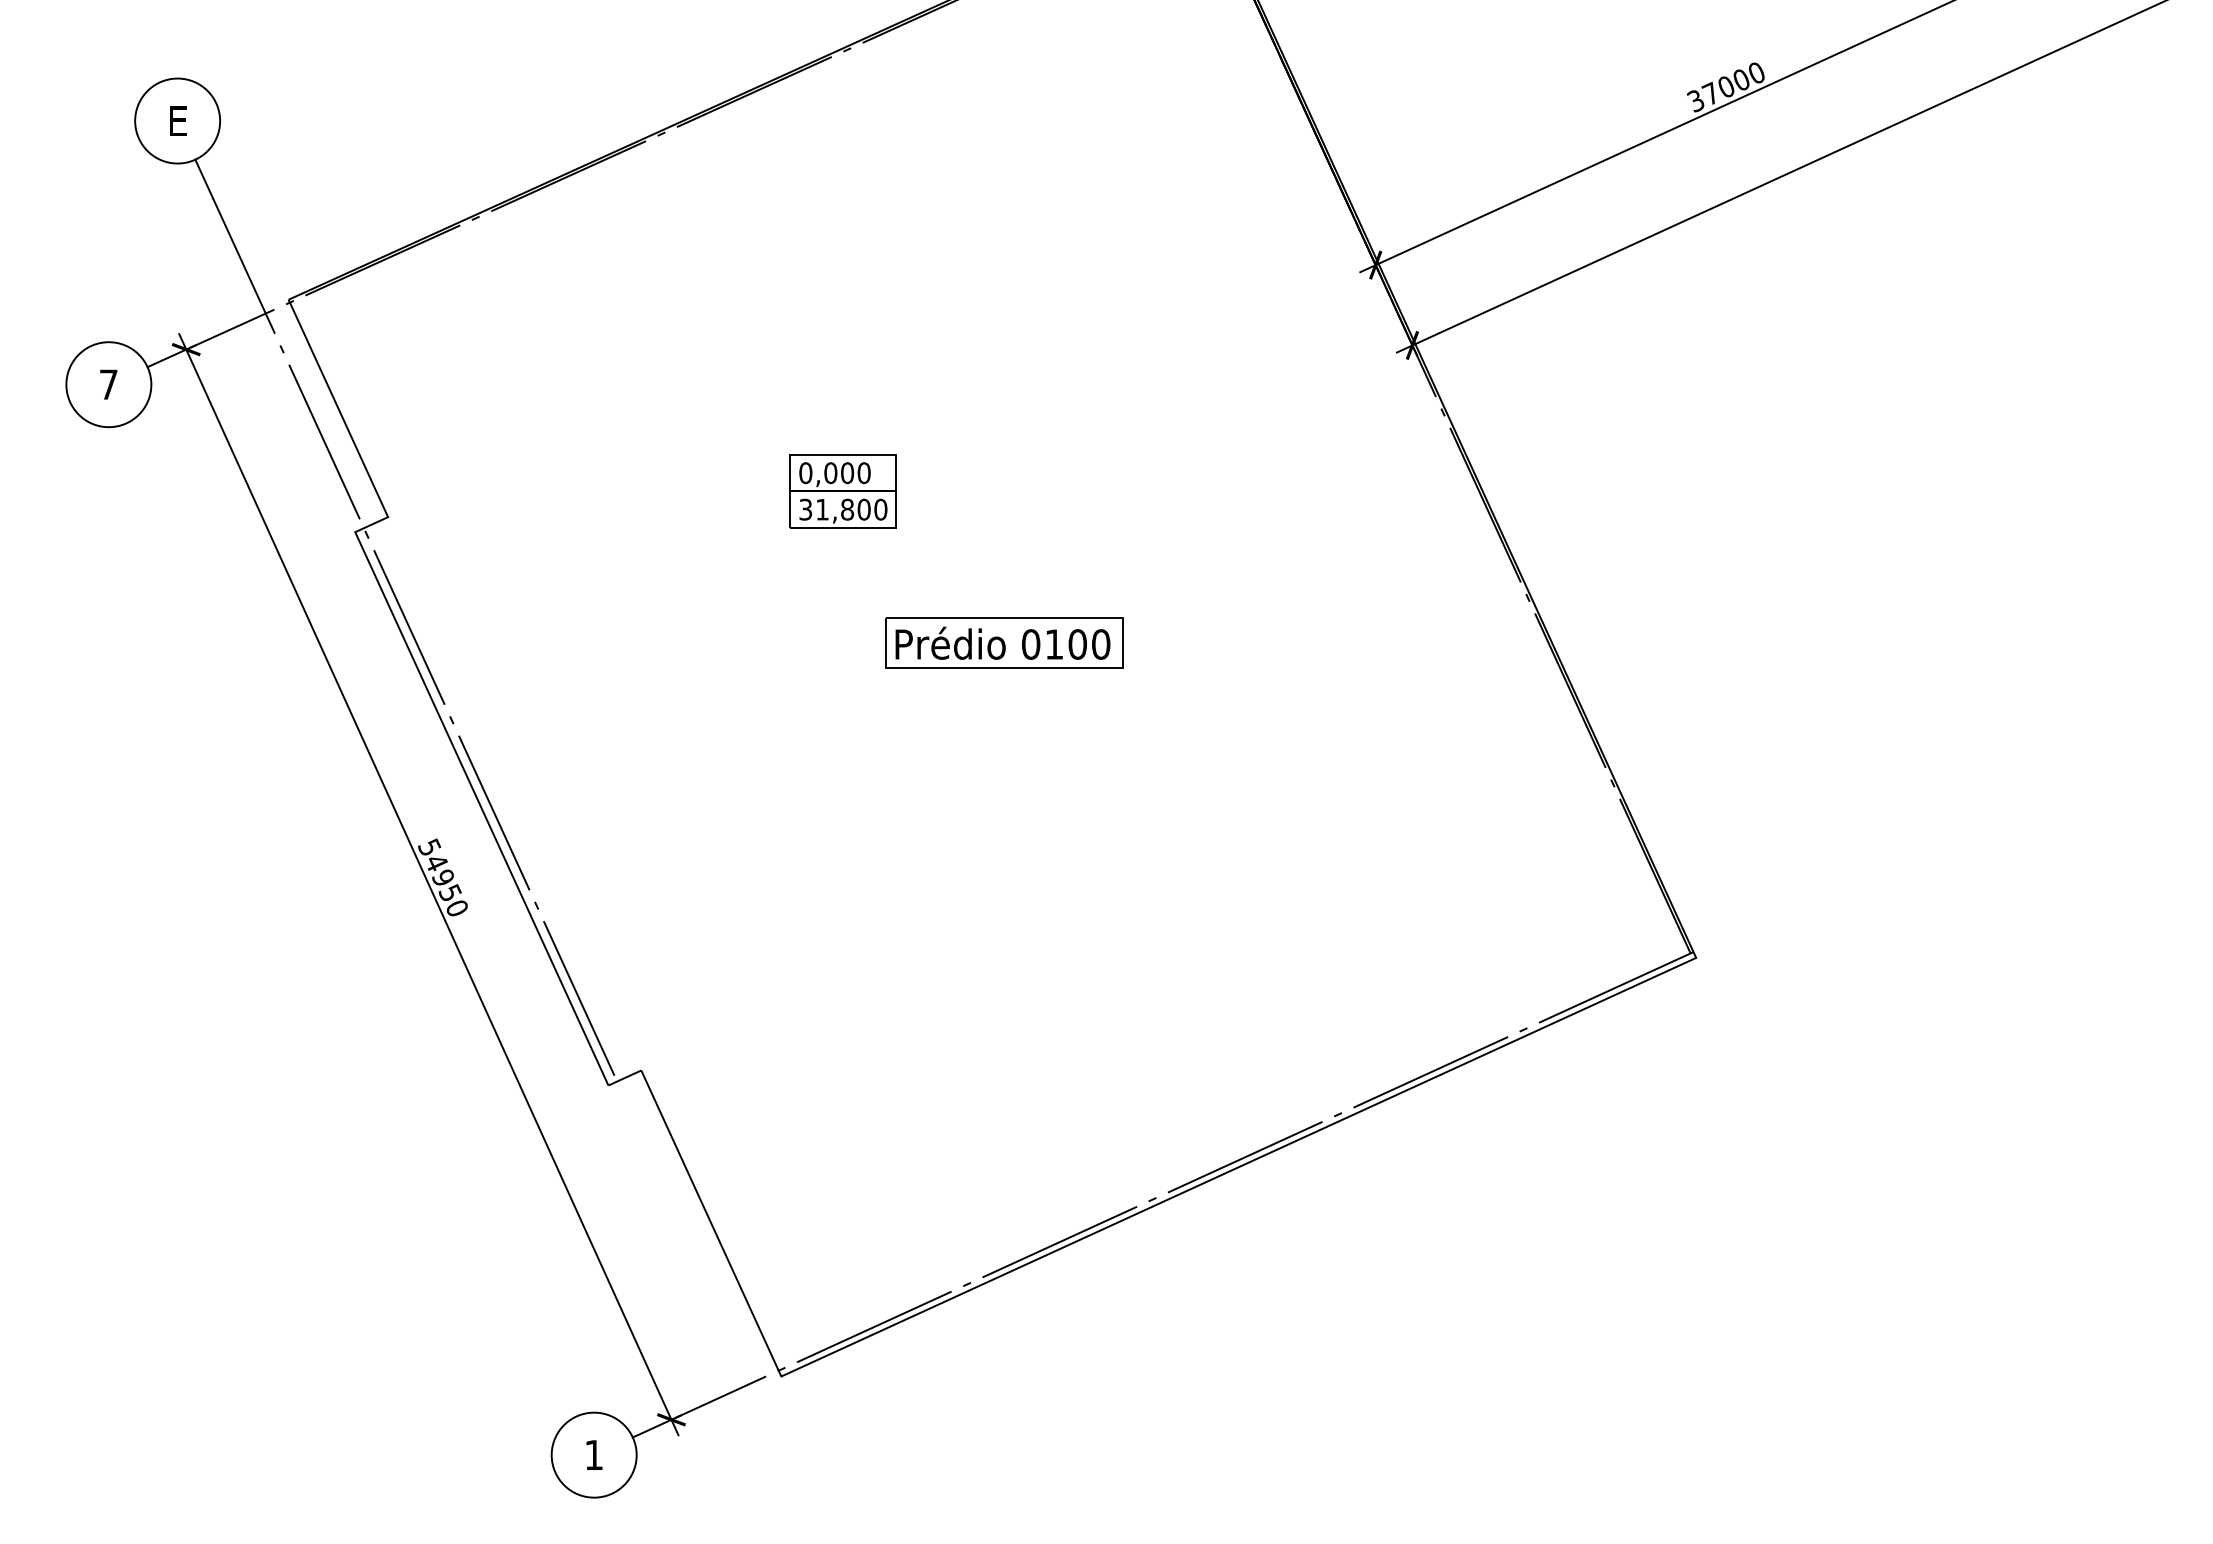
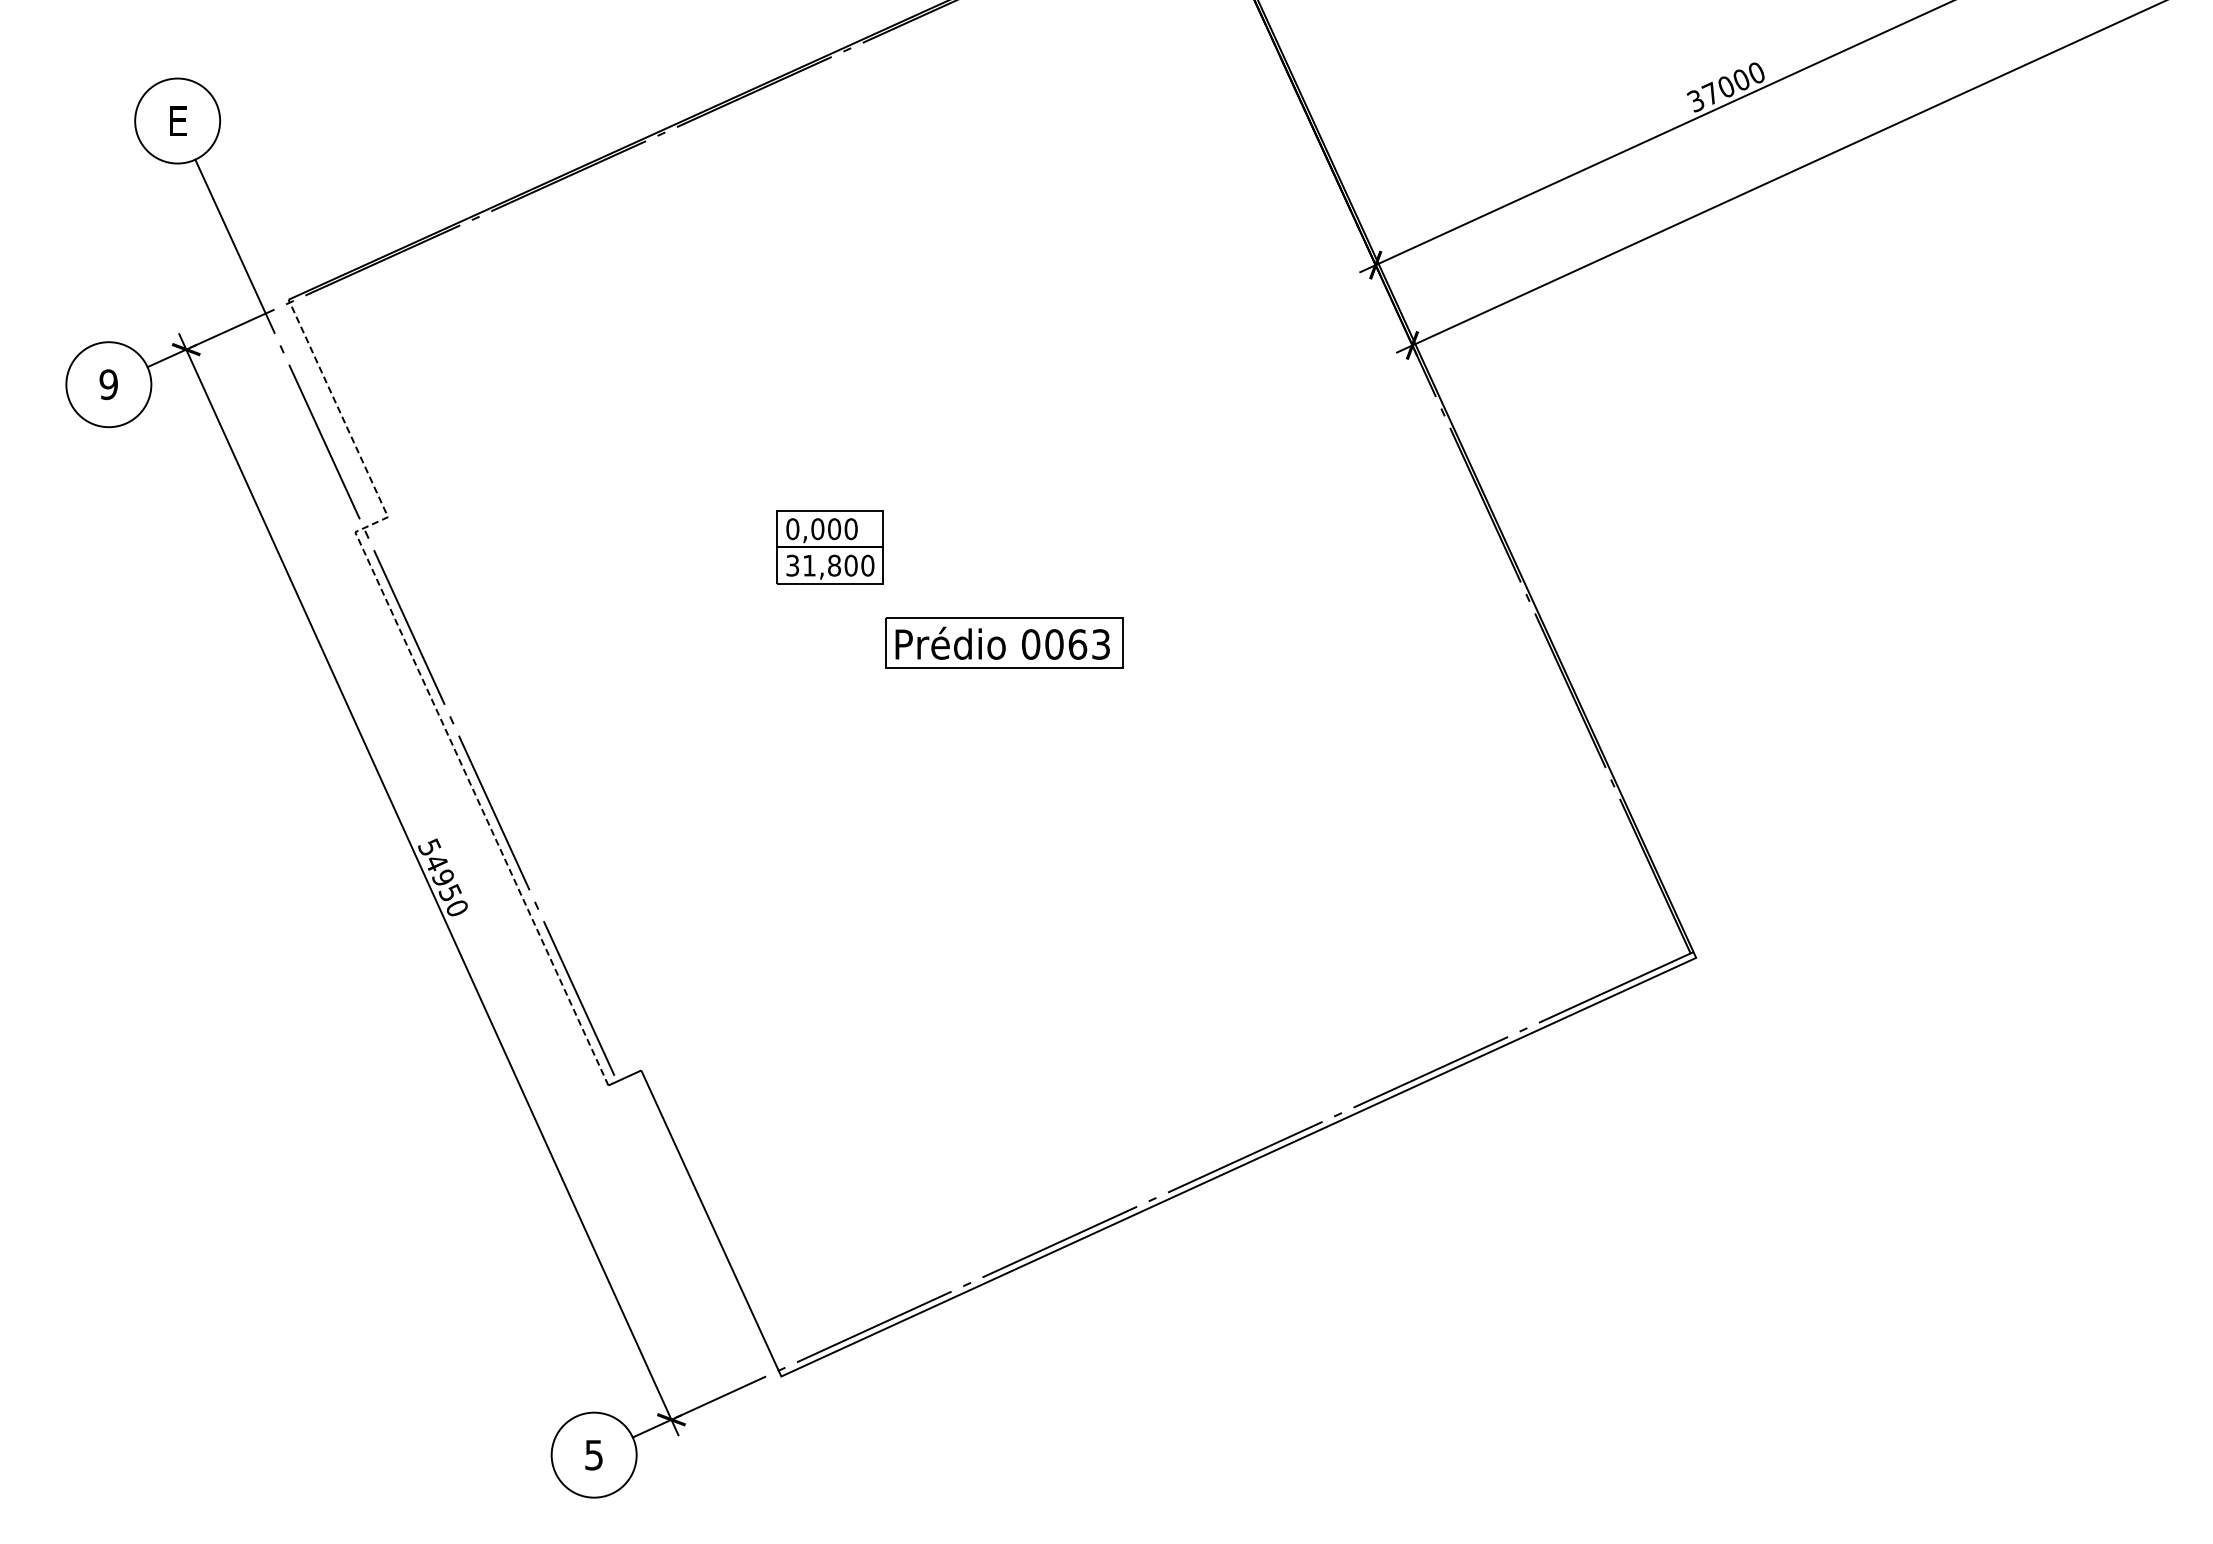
text: 7 -> 9 (108, 384)
part position: (842, 491) -> (829, 547) (829, 547)
text: 0100 -> 0063 (1077, 644)
line: solid -> dashed (423, 682)
text: 1 -> 5 (593, 1455)
